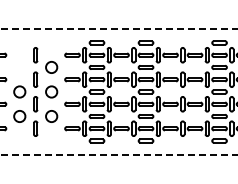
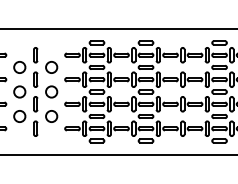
line: dashed -> solid (119, 29)
circle: none -> present (19, 67)
line: dashed -> solid (119, 154)
